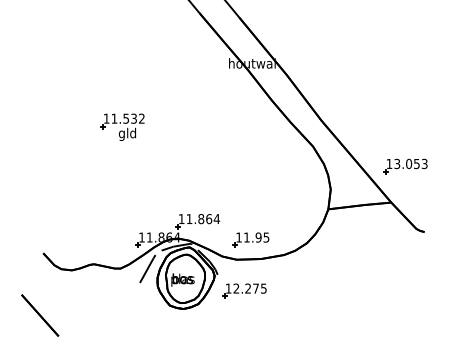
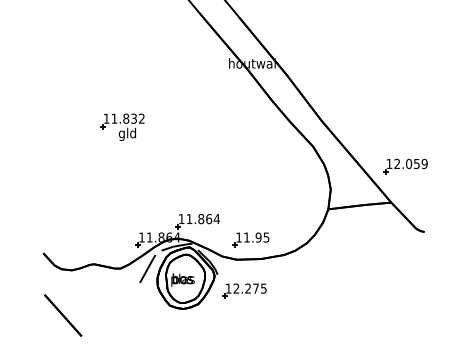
text: 11.532 -> 11.832 (126, 118)
text: 13.053 -> 12.059 (410, 164)
line position: (40, 315) -> (63, 315) (63, 315)
